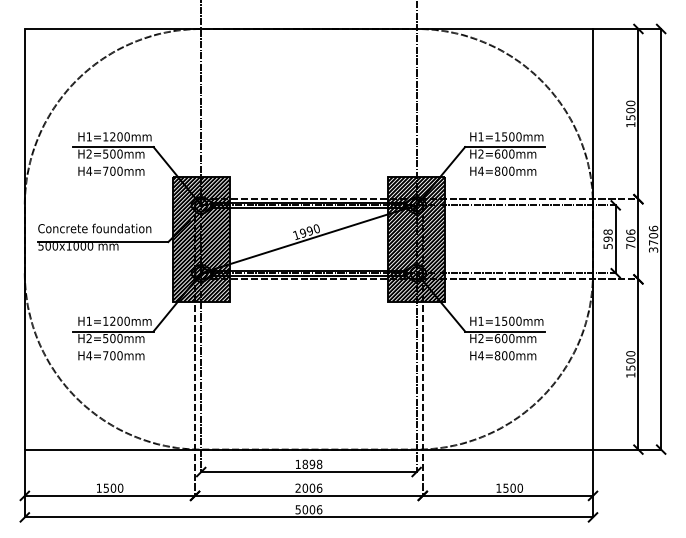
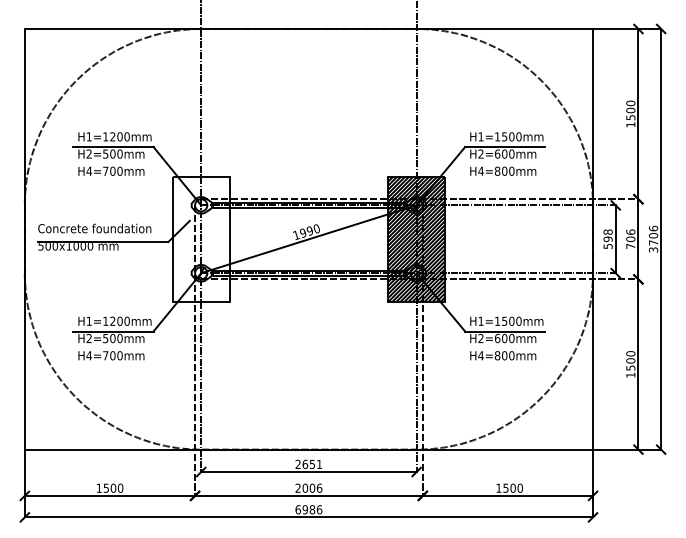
hatch: present -> none (200, 239)
text: 1898 -> 2651 (308, 464)
text: 5006 -> 6986 (305, 509)
